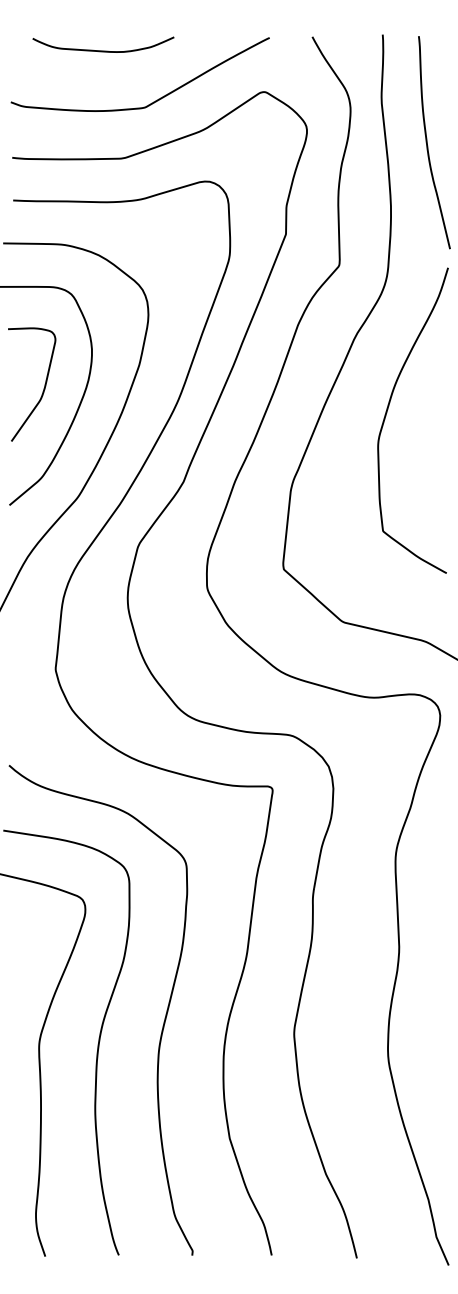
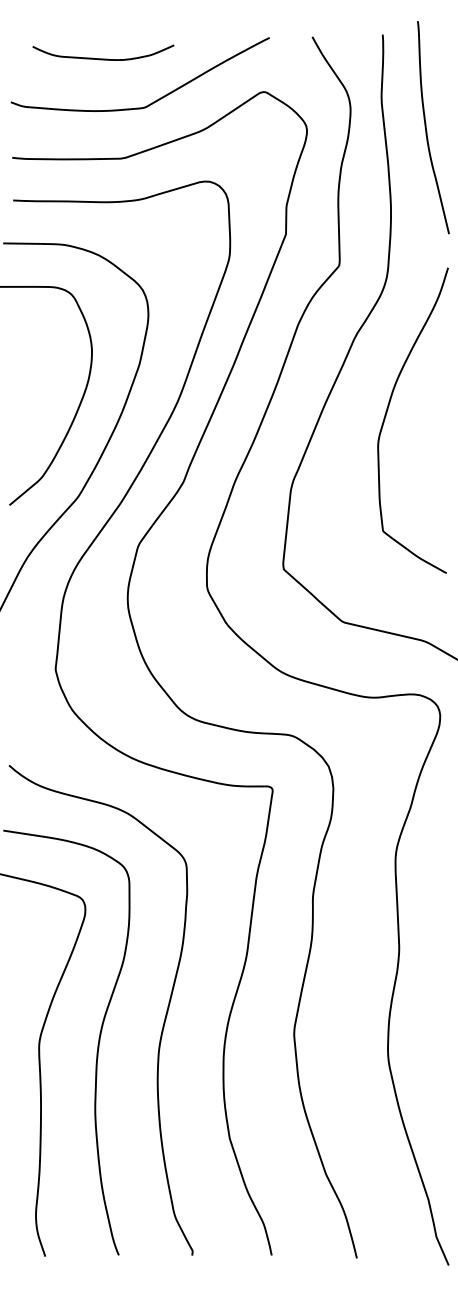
curve position: (103, 50) -> (103, 58) (103, 58)
curve position: (428, 145) -> (427, 130) (427, 130)
curve: present -> none (43, 388)
